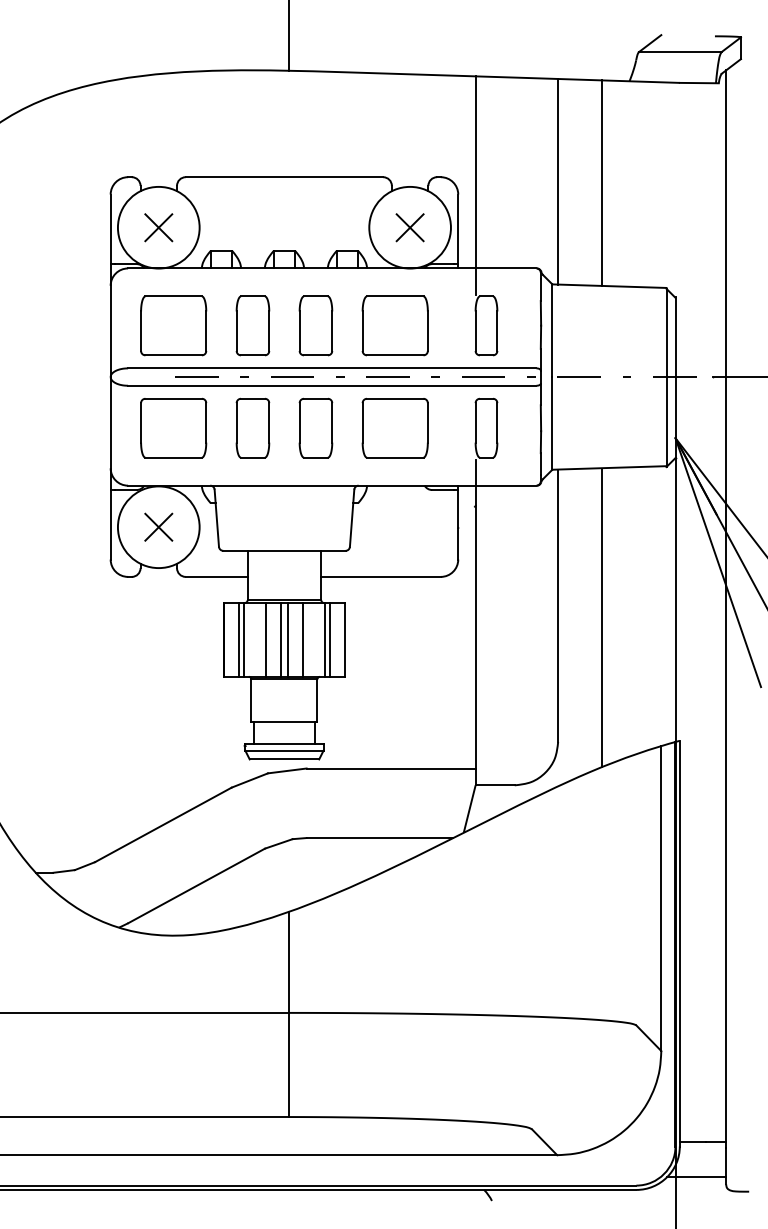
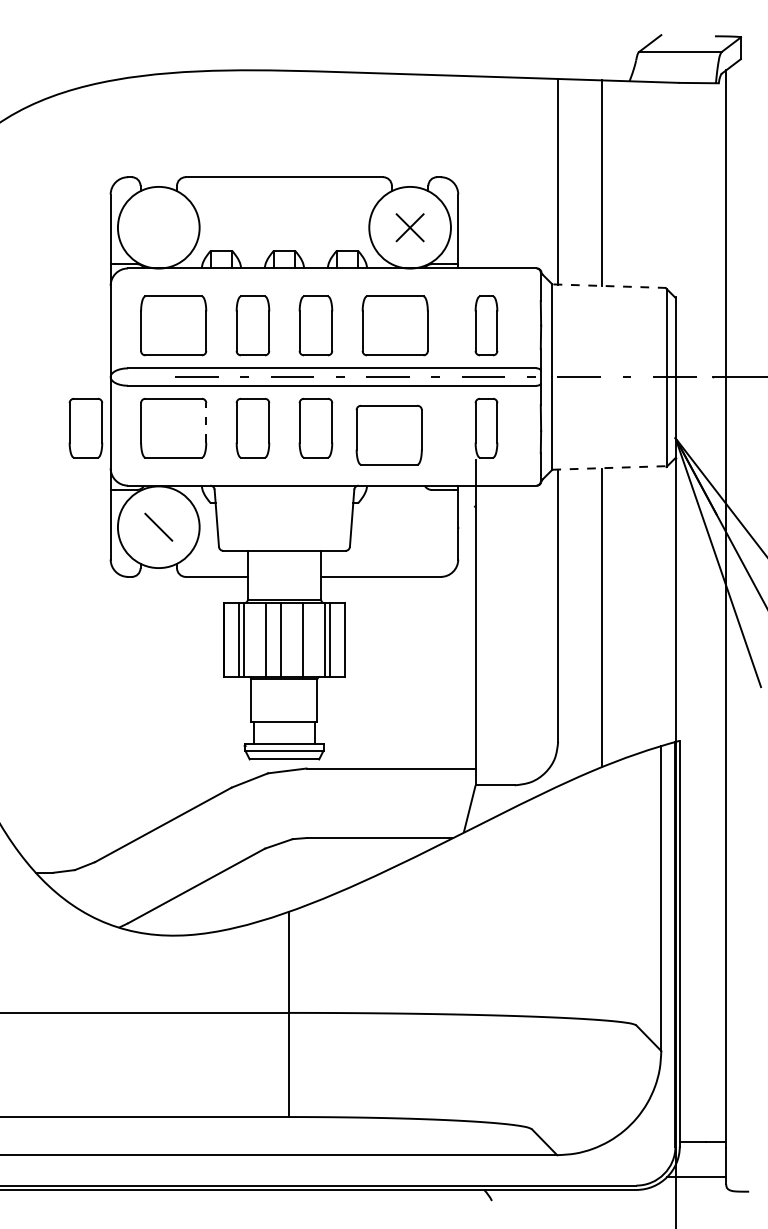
line: present -> none (289, 36)
line: present -> none (475, 185)
part: present -> none (158, 227)
line: solid -> dashed (608, 286)
line: solid -> dashed (206, 422)
part: none -> present (85, 427)
part position: (394, 427) -> (388, 434) (388, 434)
line: solid -> dashed (609, 467)
line: present -> none (158, 526)
line: present -> none (288, 639)
